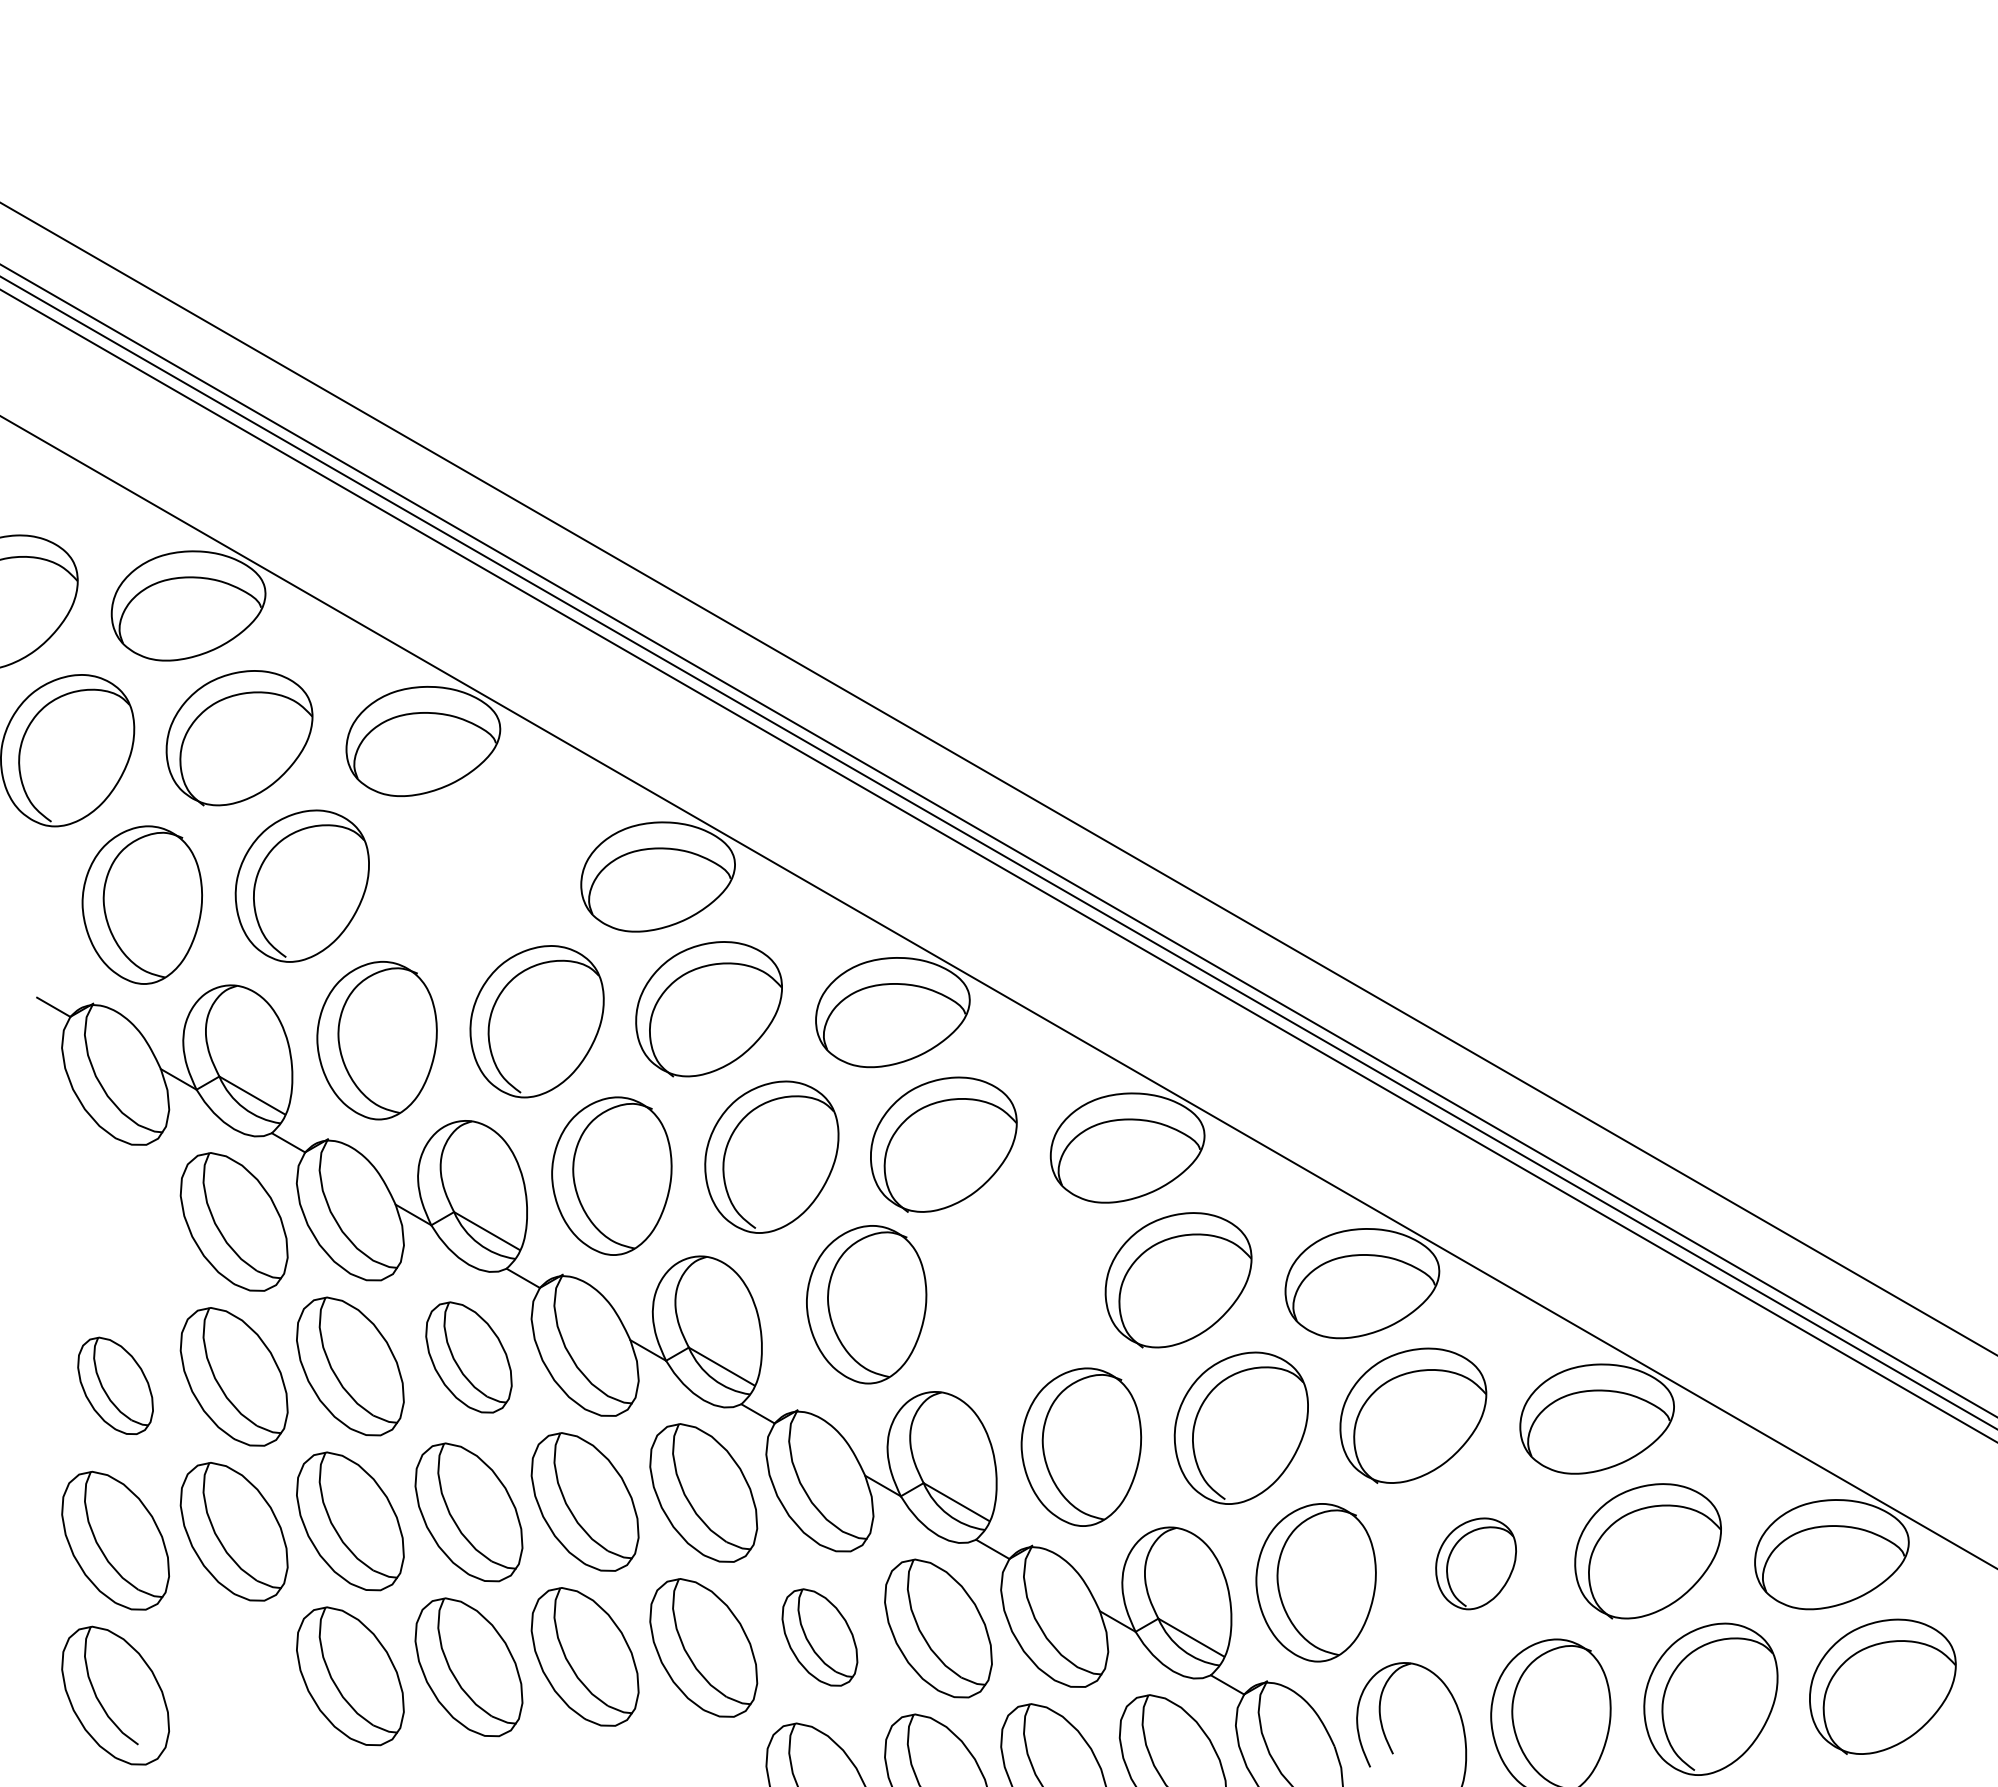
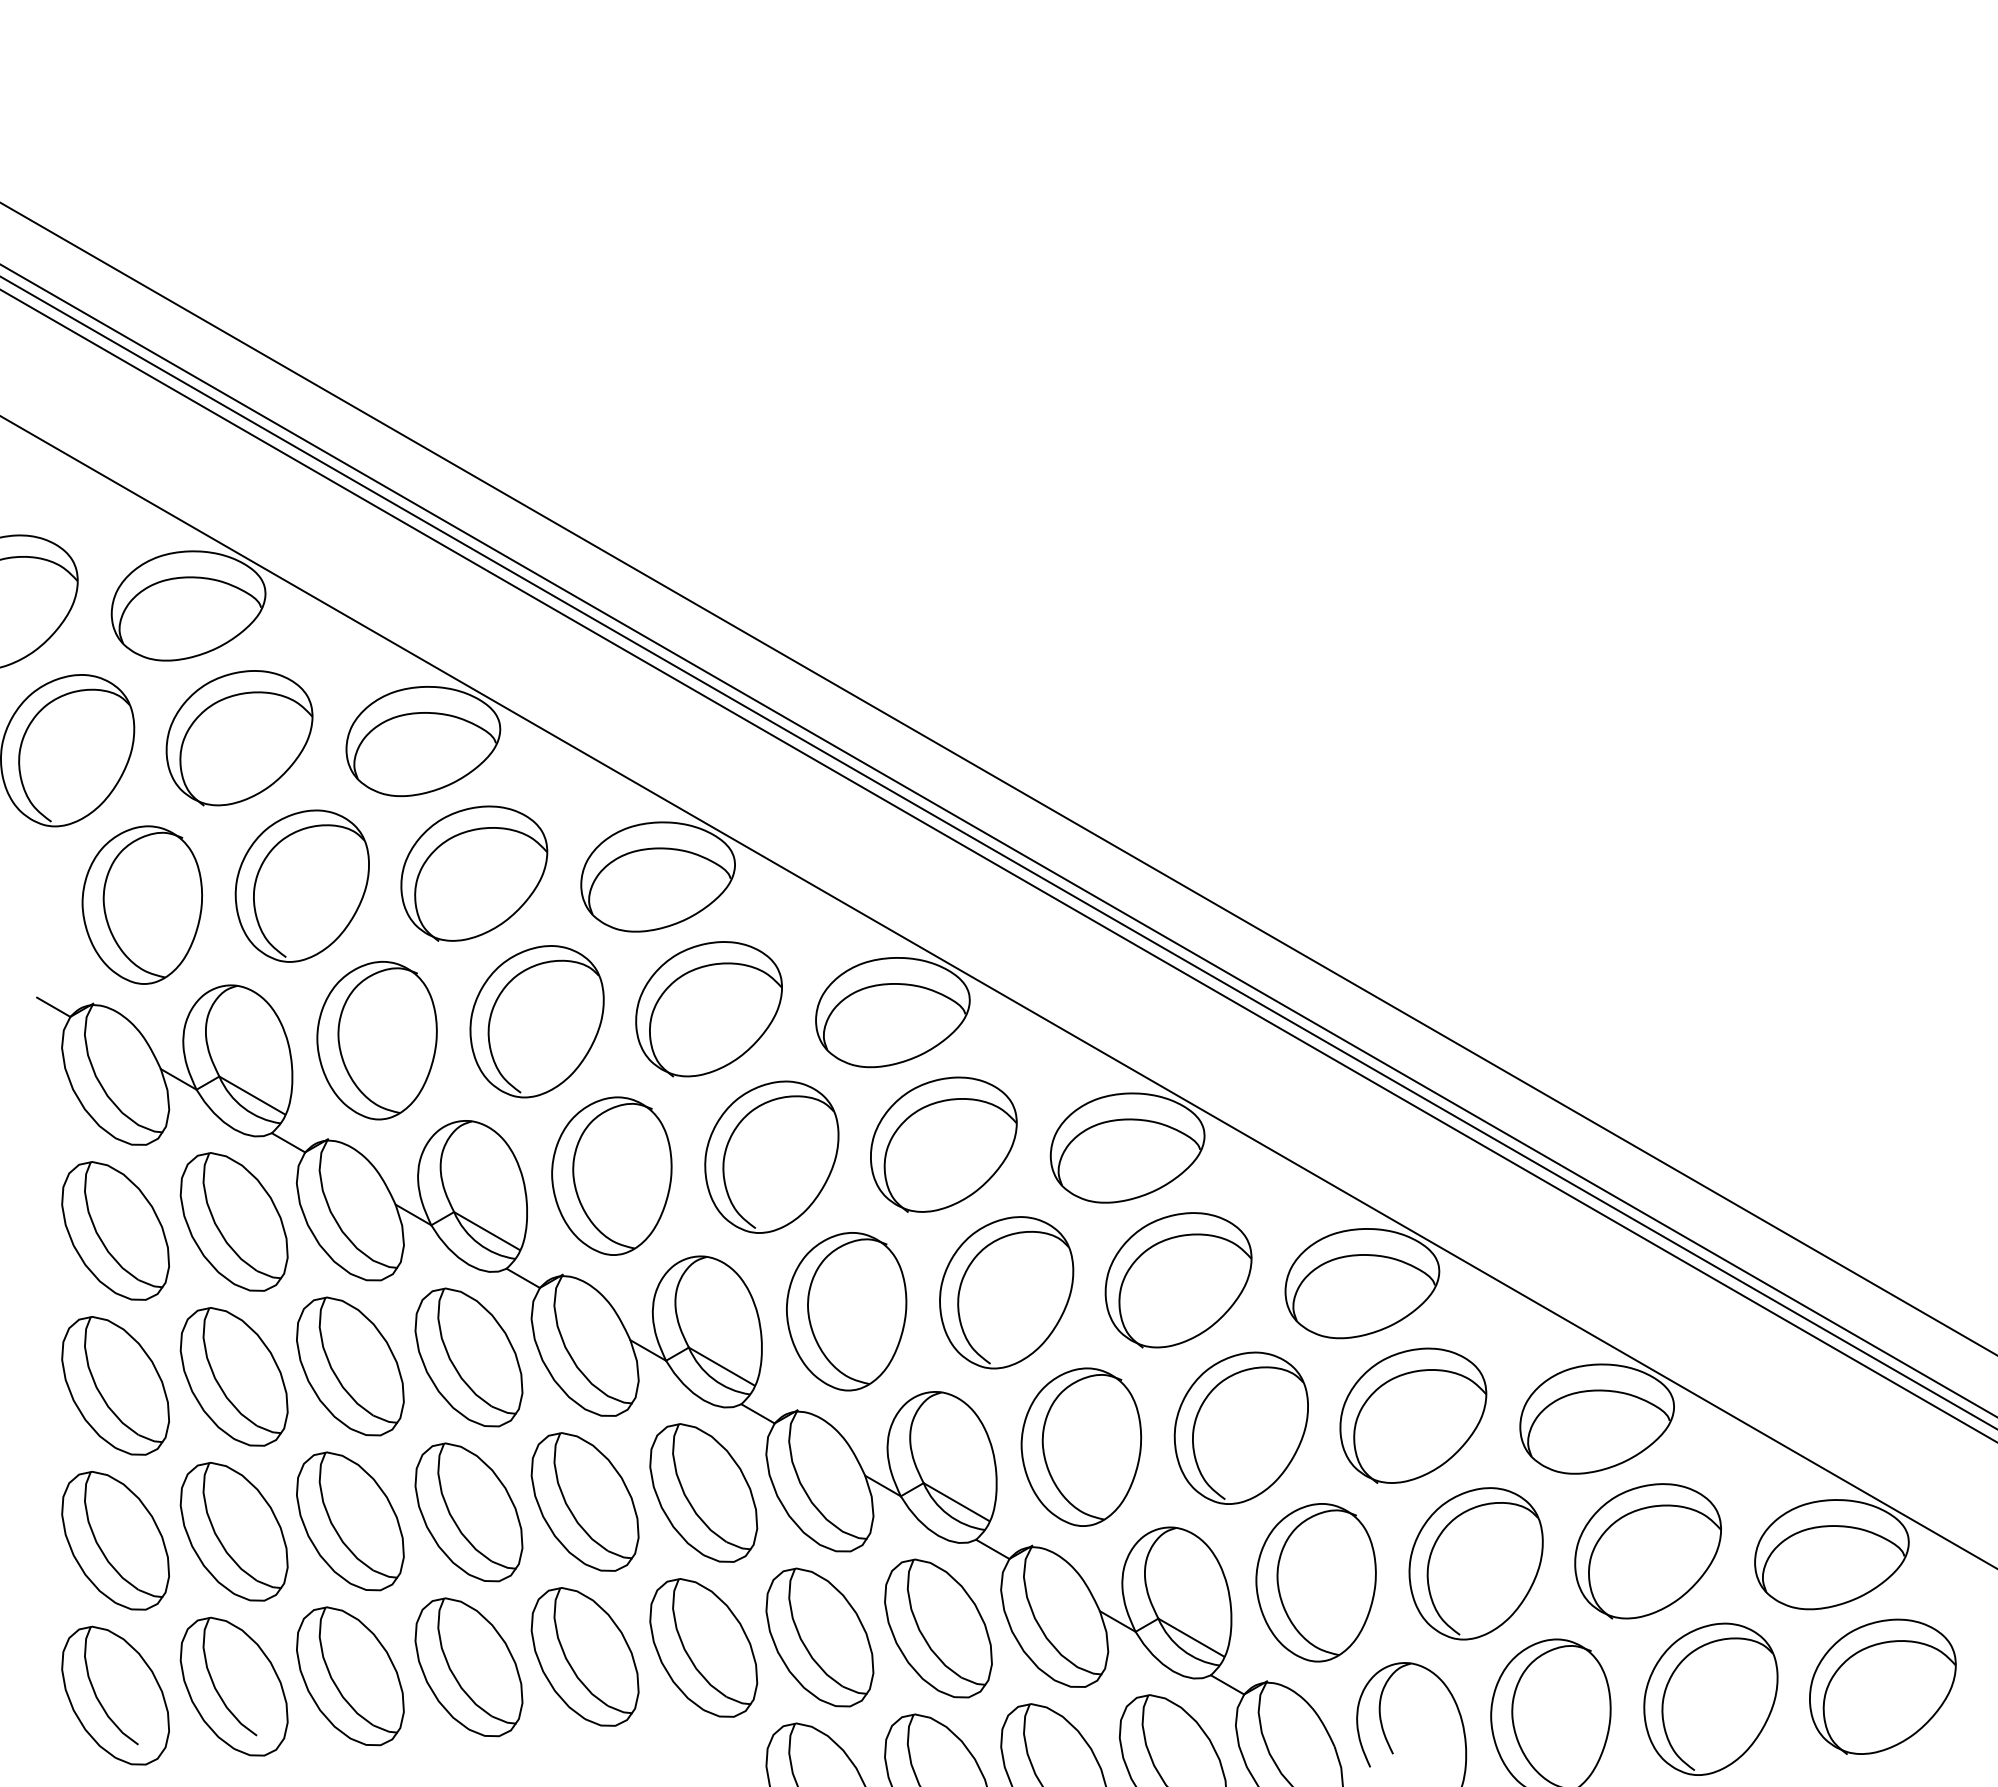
part: none -> present (474, 873)
part: none -> present (115, 1230)
part: none -> present (1006, 1292)
part position: (866, 1304) -> (846, 1311) (846, 1311)
part size: 88x113 px -> 110x141 px (468, 1357)
part size: 77x99 px -> 109x140 px (115, 1385)
part size: 82x94 px -> 136x154 px (1475, 1563)
part size: 78x99 px -> 110x141 px (819, 1637)
part: none -> present (233, 1686)
